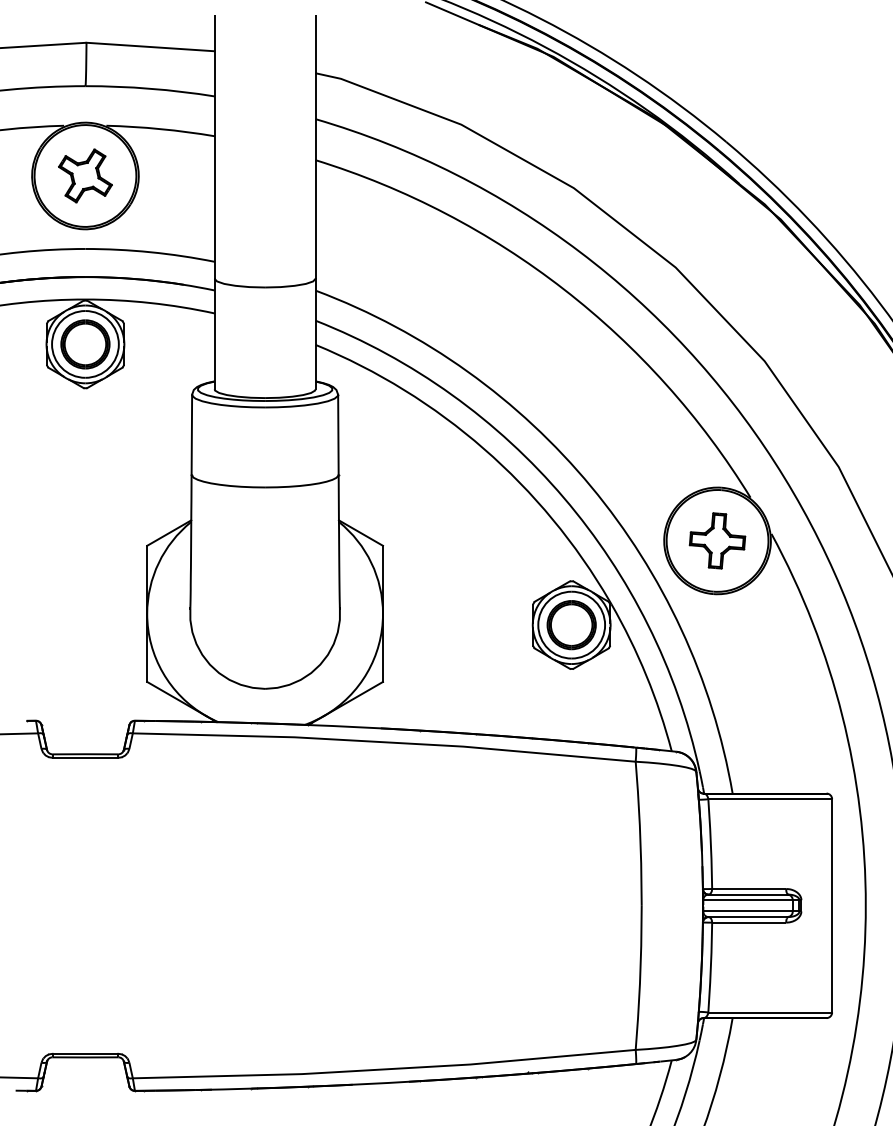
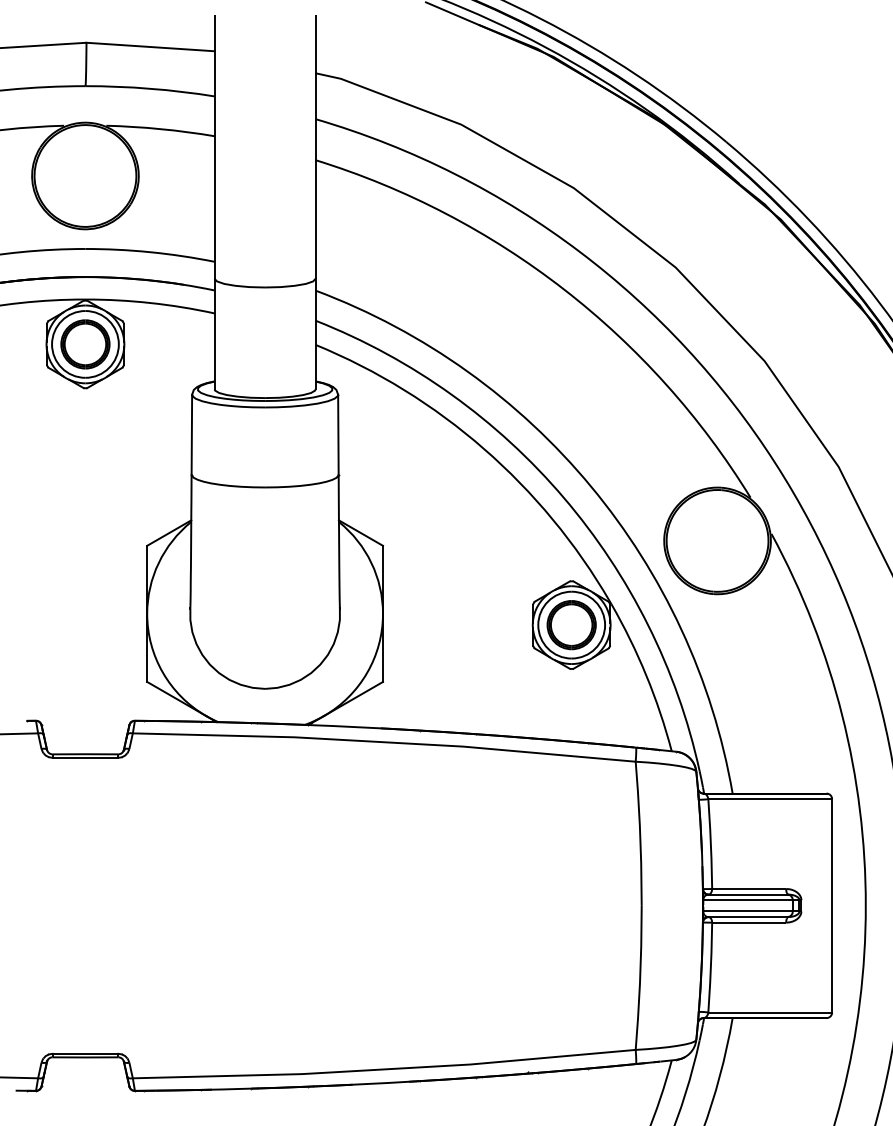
part: present -> none (85, 175)
part: present -> none (717, 540)
